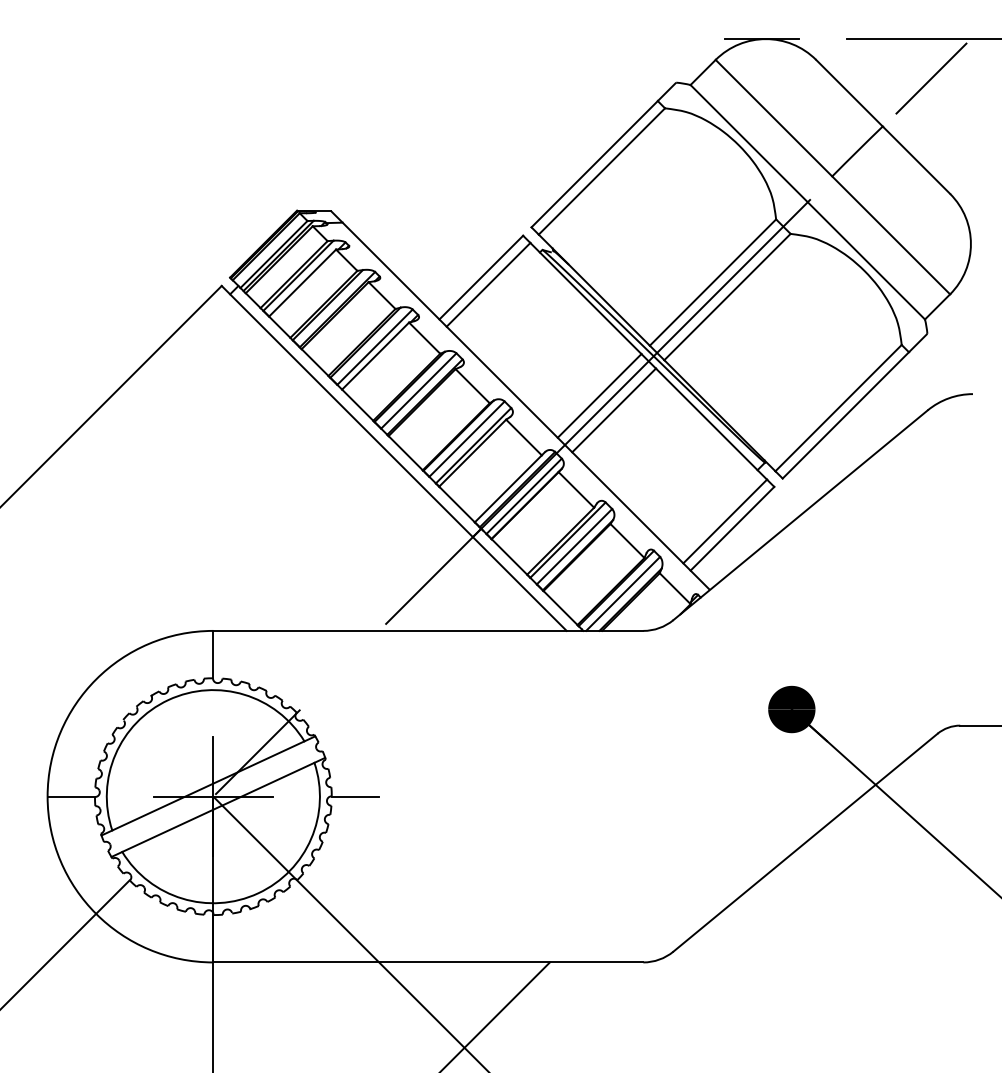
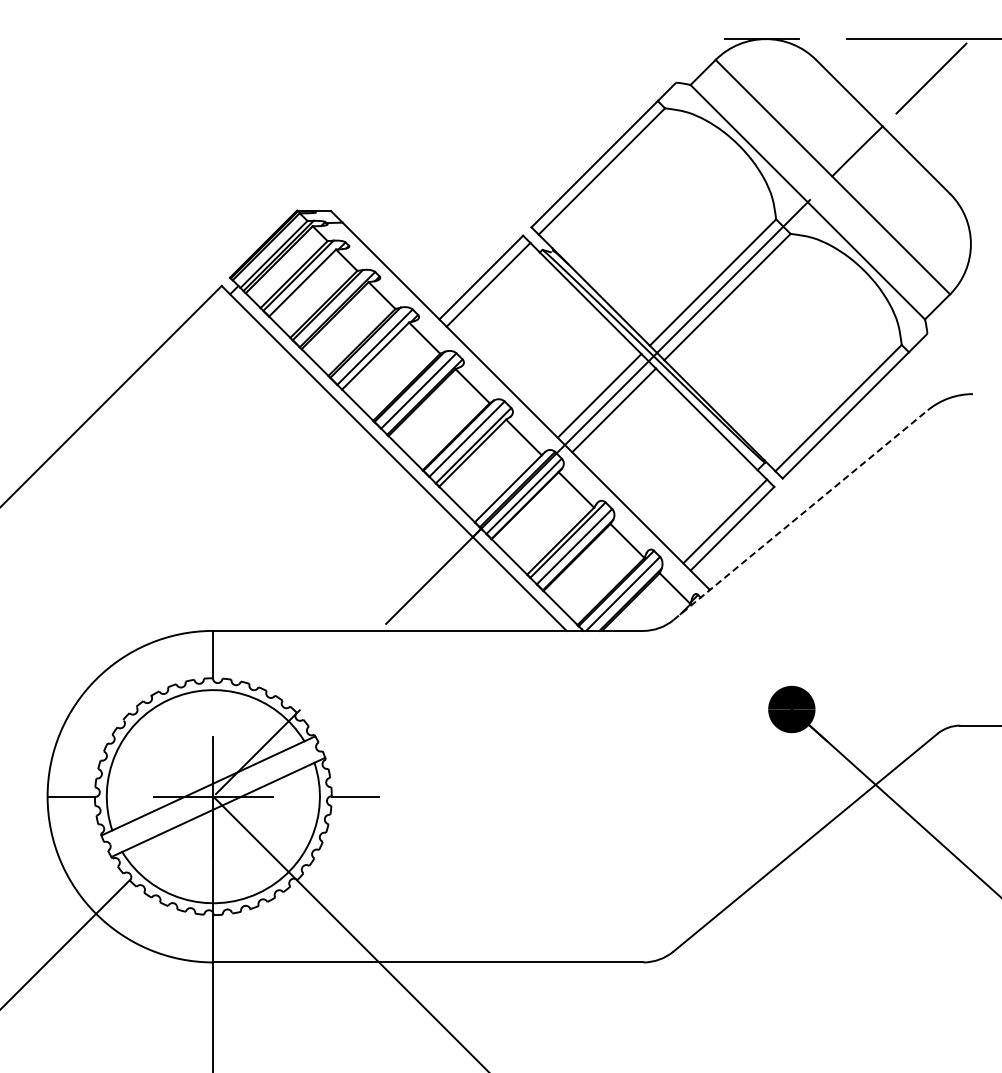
line: solid -> dashed (800, 515)
line: present -> none (496, 1015)
